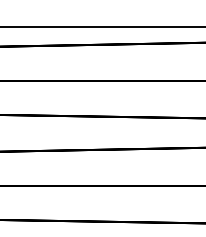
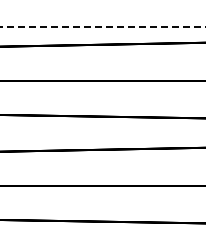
line: solid -> dashed (103, 27)
